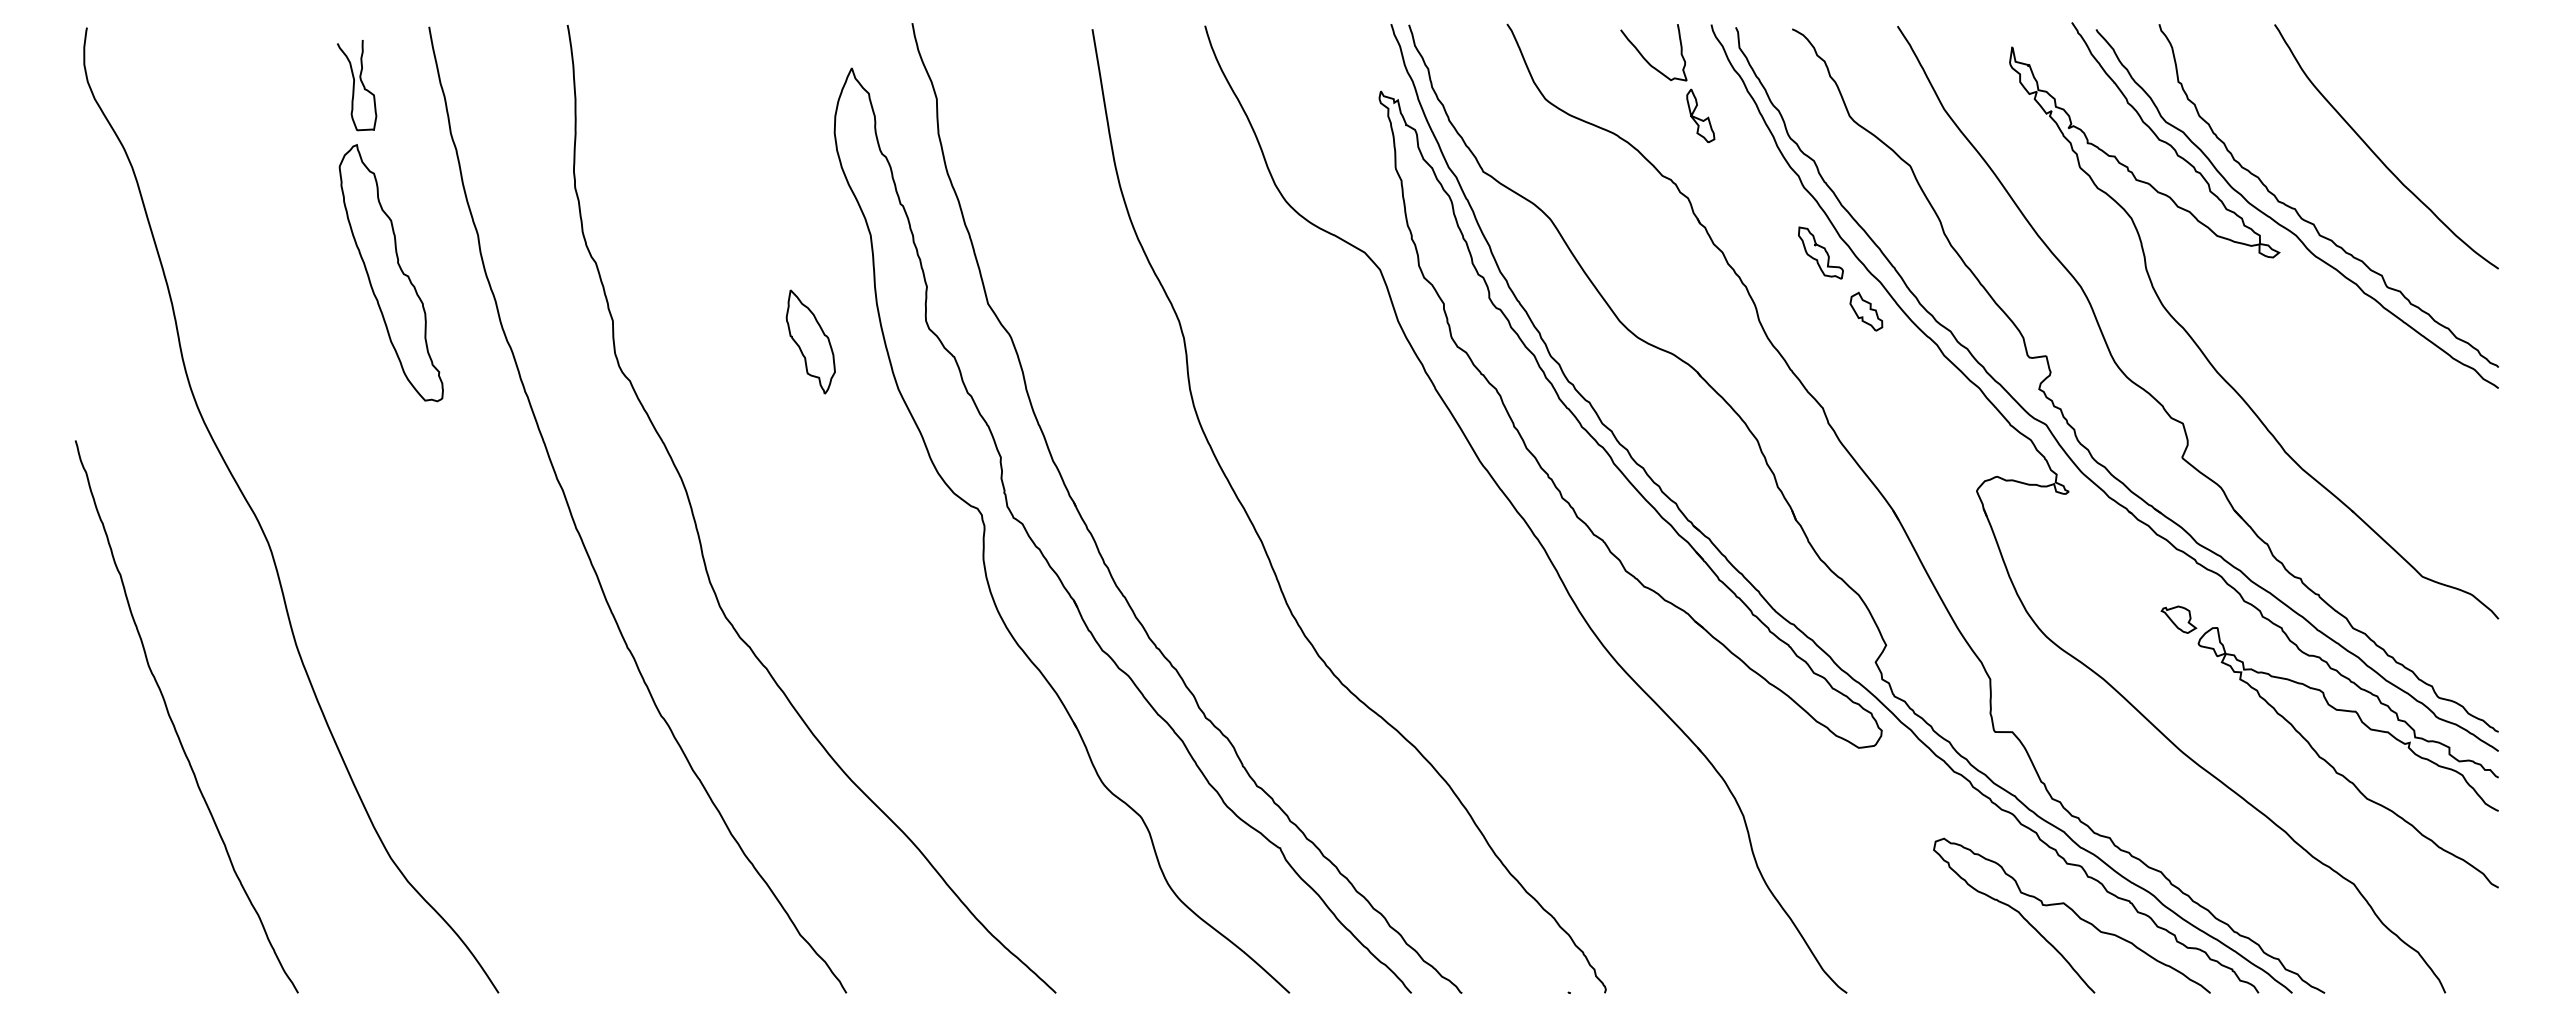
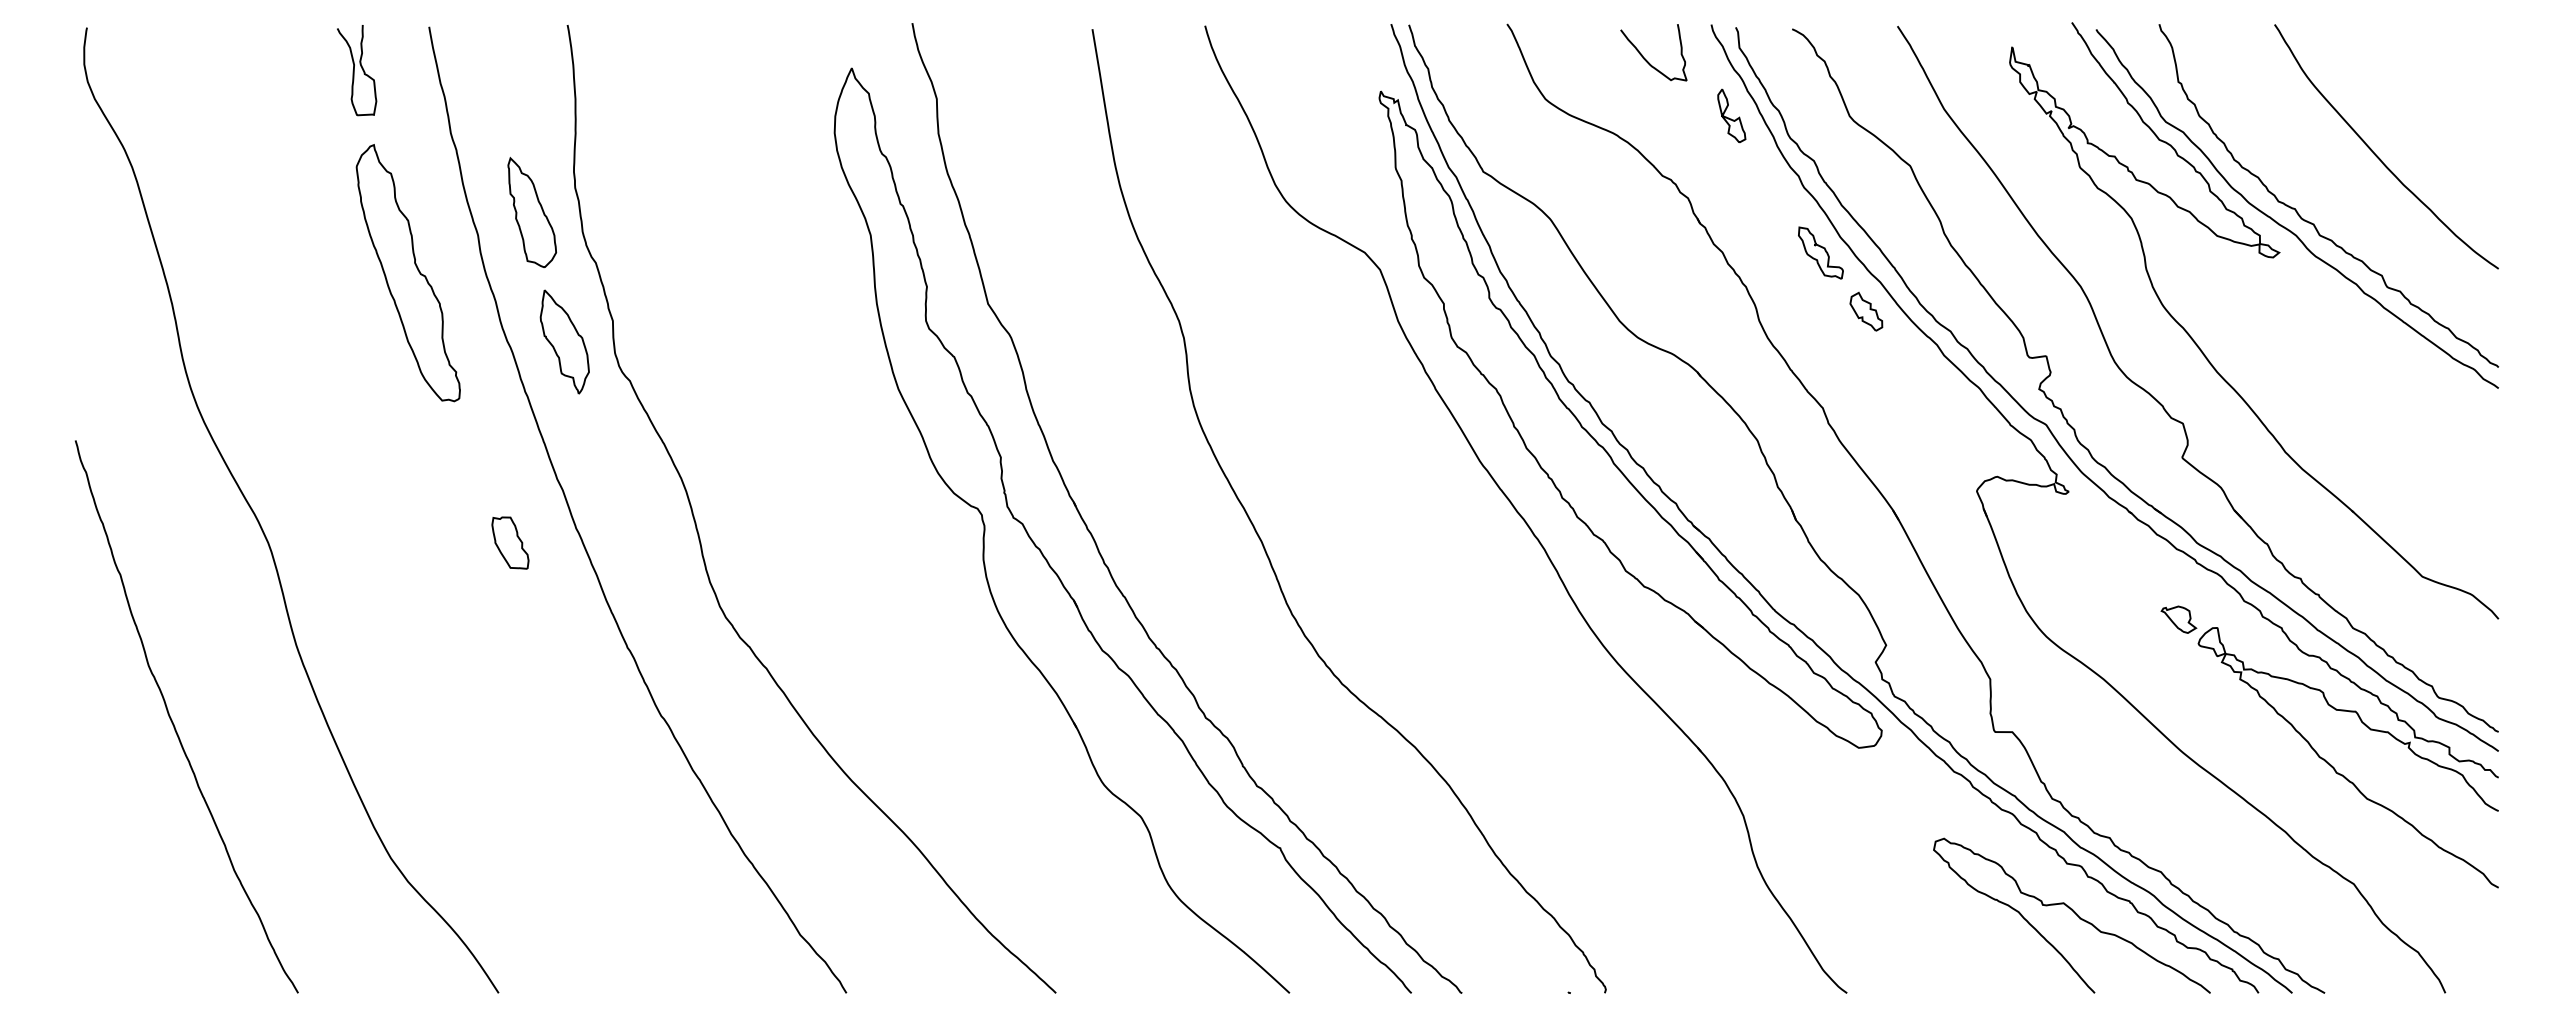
curve position: (354, 85) -> (354, 70) (354, 70)
part position: (1700, 115) -> (1731, 115) (1731, 115)
part: none -> present (532, 212)
part position: (390, 273) -> (407, 273) (407, 273)
part position: (810, 341) -> (564, 341) (564, 341)
part: none -> present (510, 542)
